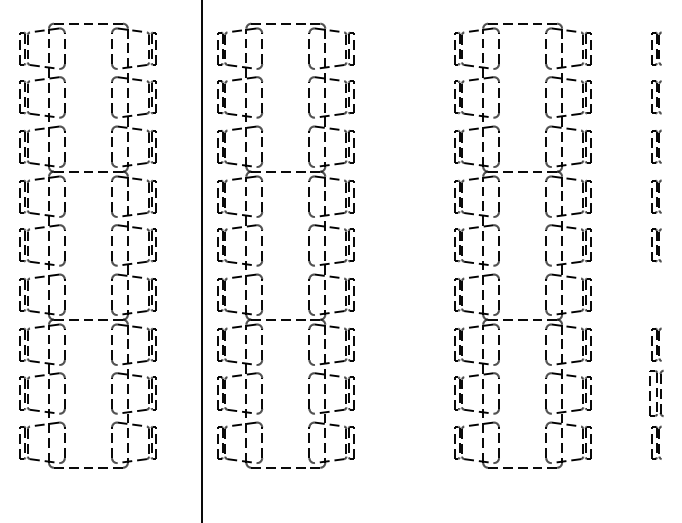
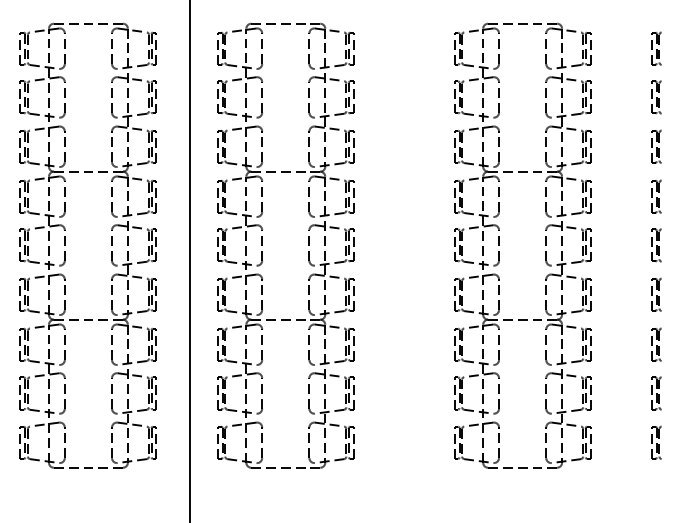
line position: (202, 260) -> (190, 260) (190, 260)
part: none -> present (656, 294)
part size: 15x47 px -> 11x35 px (656, 393)
